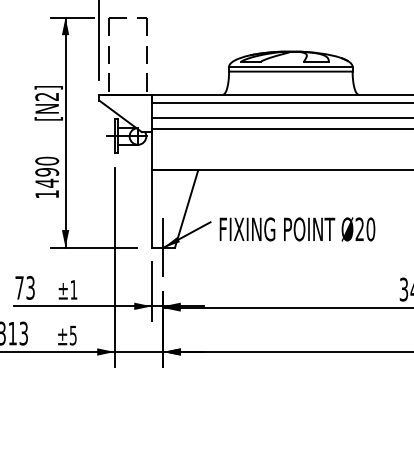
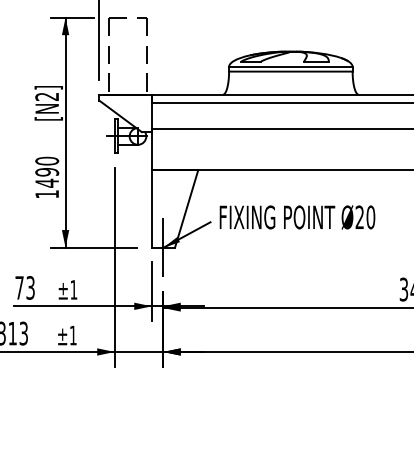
line: present -> none (280, 118)
text position: (297, 229) -> (297, 217) (297, 217)
text: ±5 -> ±1 (72, 335)
